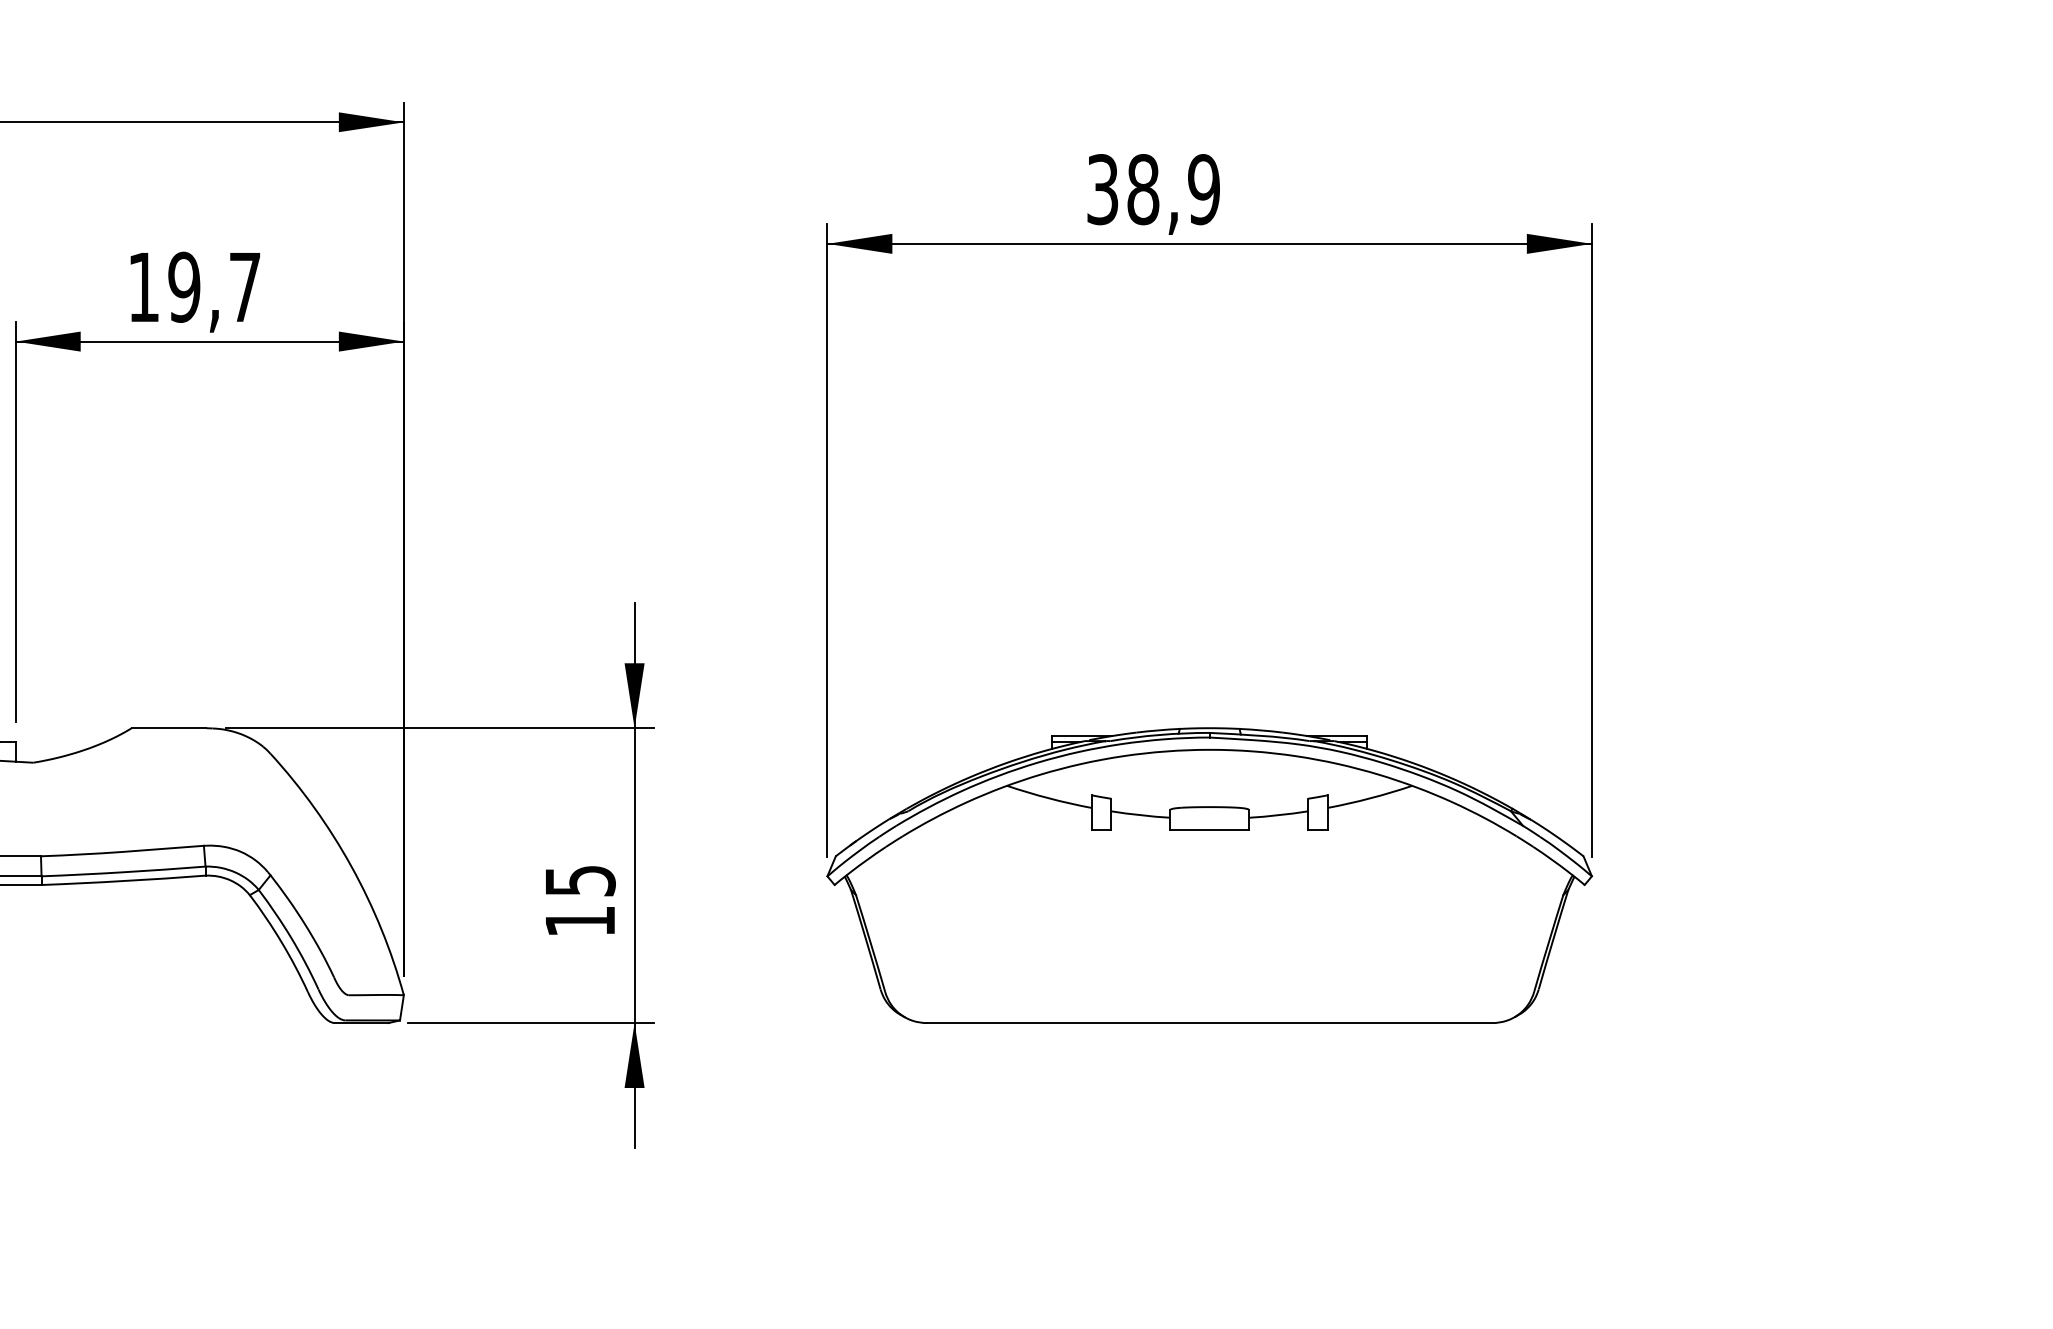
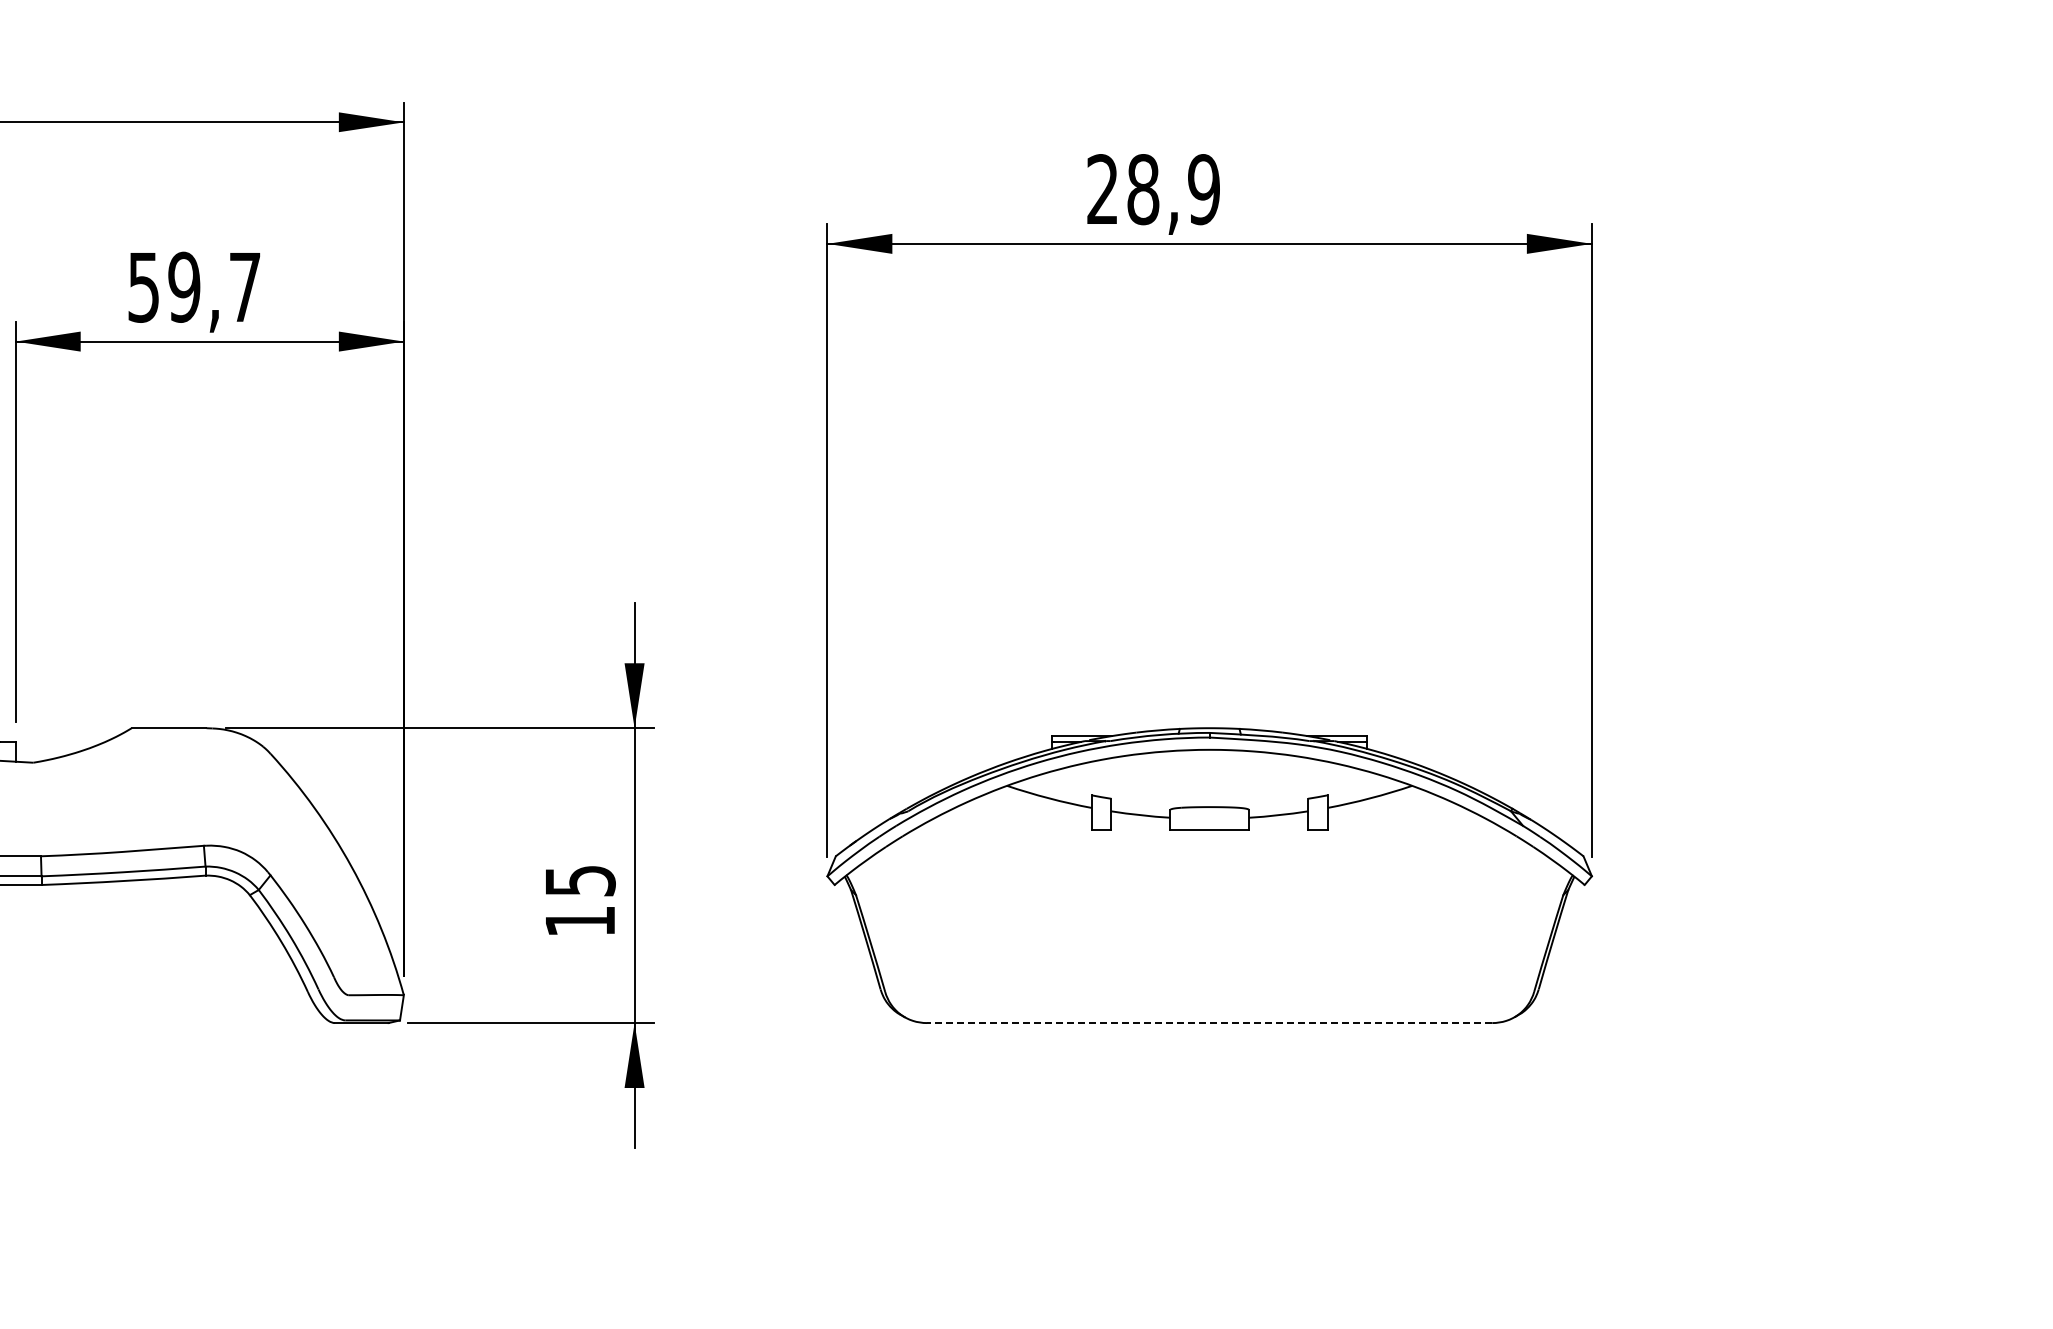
text: 38,9 -> 28,9 (1102, 189)
text: 19,7 -> 59,7 (143, 287)
line: solid -> dashed (1209, 1023)
